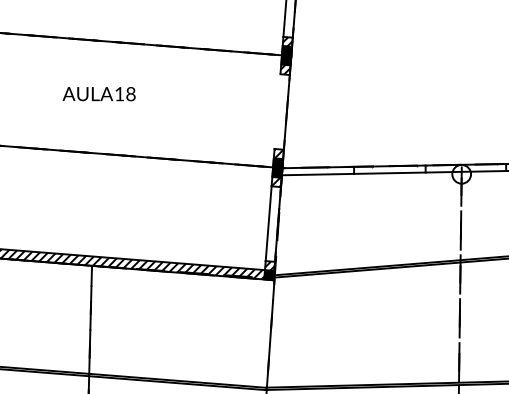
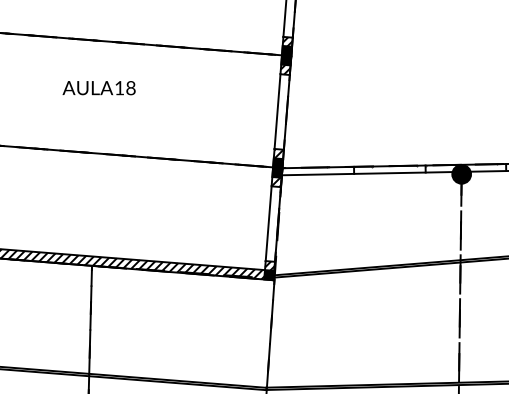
text position: (98, 94) -> (98, 88) (98, 88)
line: none -> present (277, 111)
fill: none -> present (461, 173)
